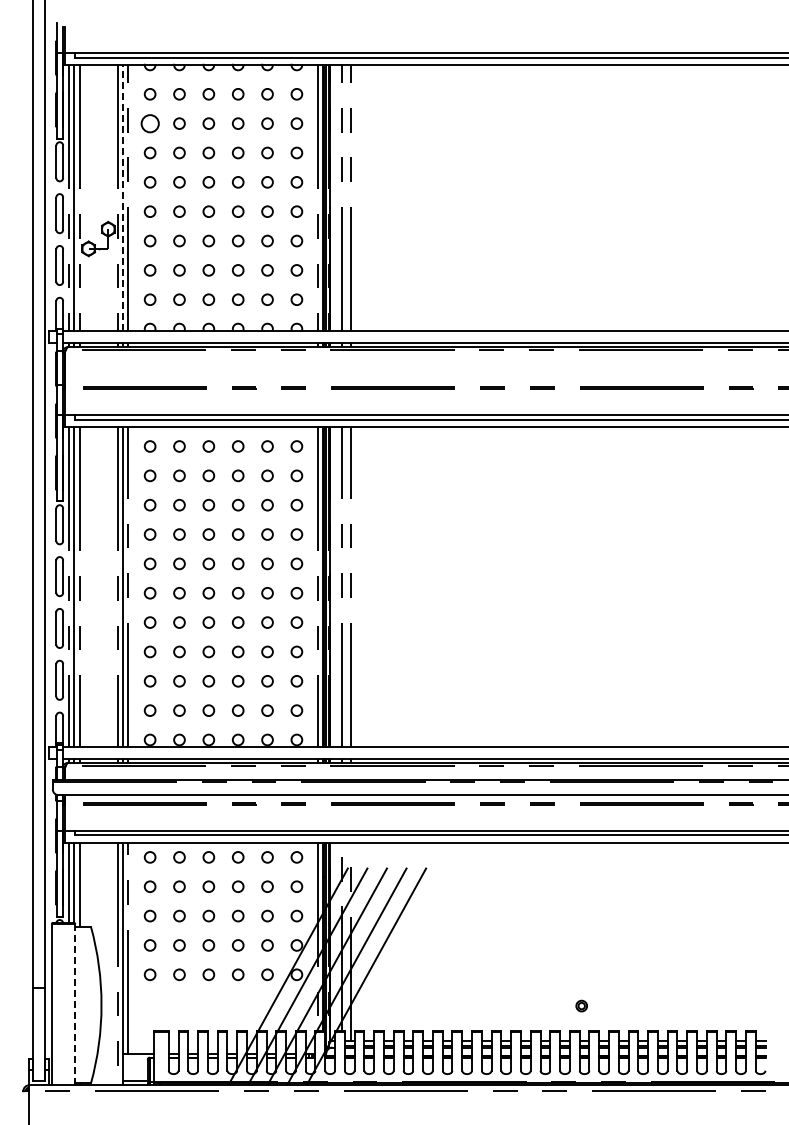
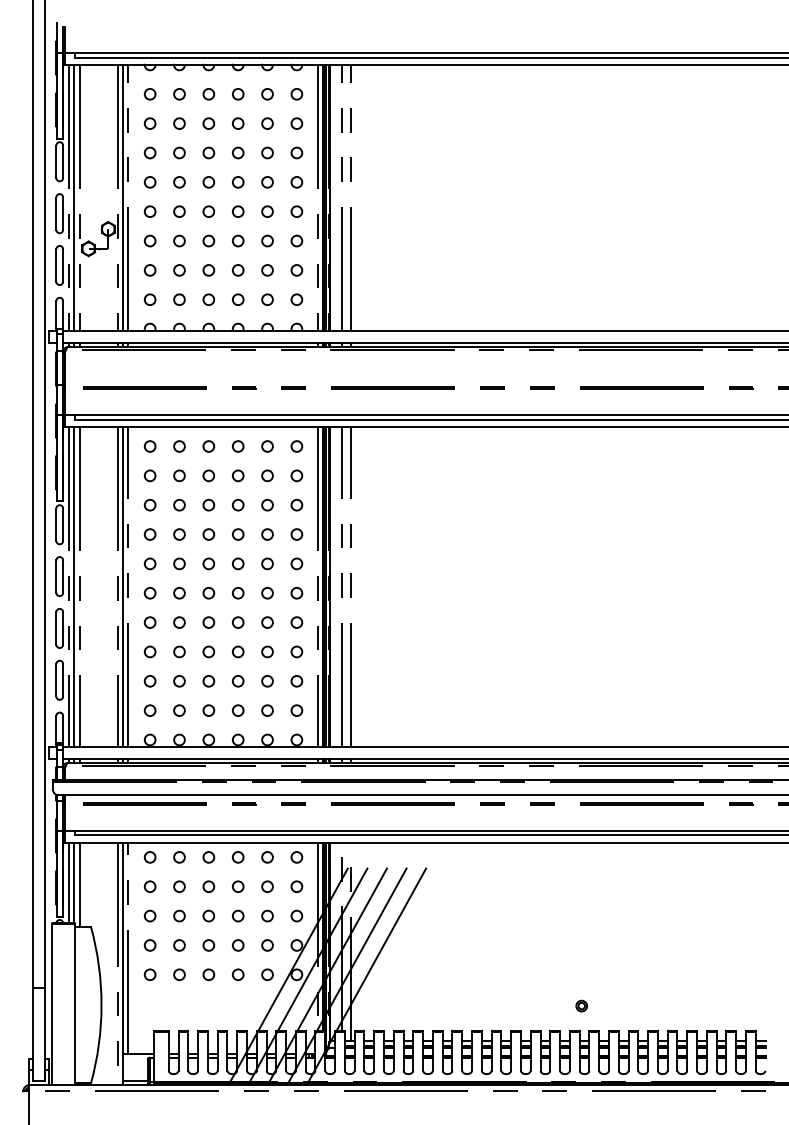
circle size: 20x20 px -> 14x13 px (149, 123)
line: dashed -> solid (122, 197)
line: dashed -> solid (75, 1004)
